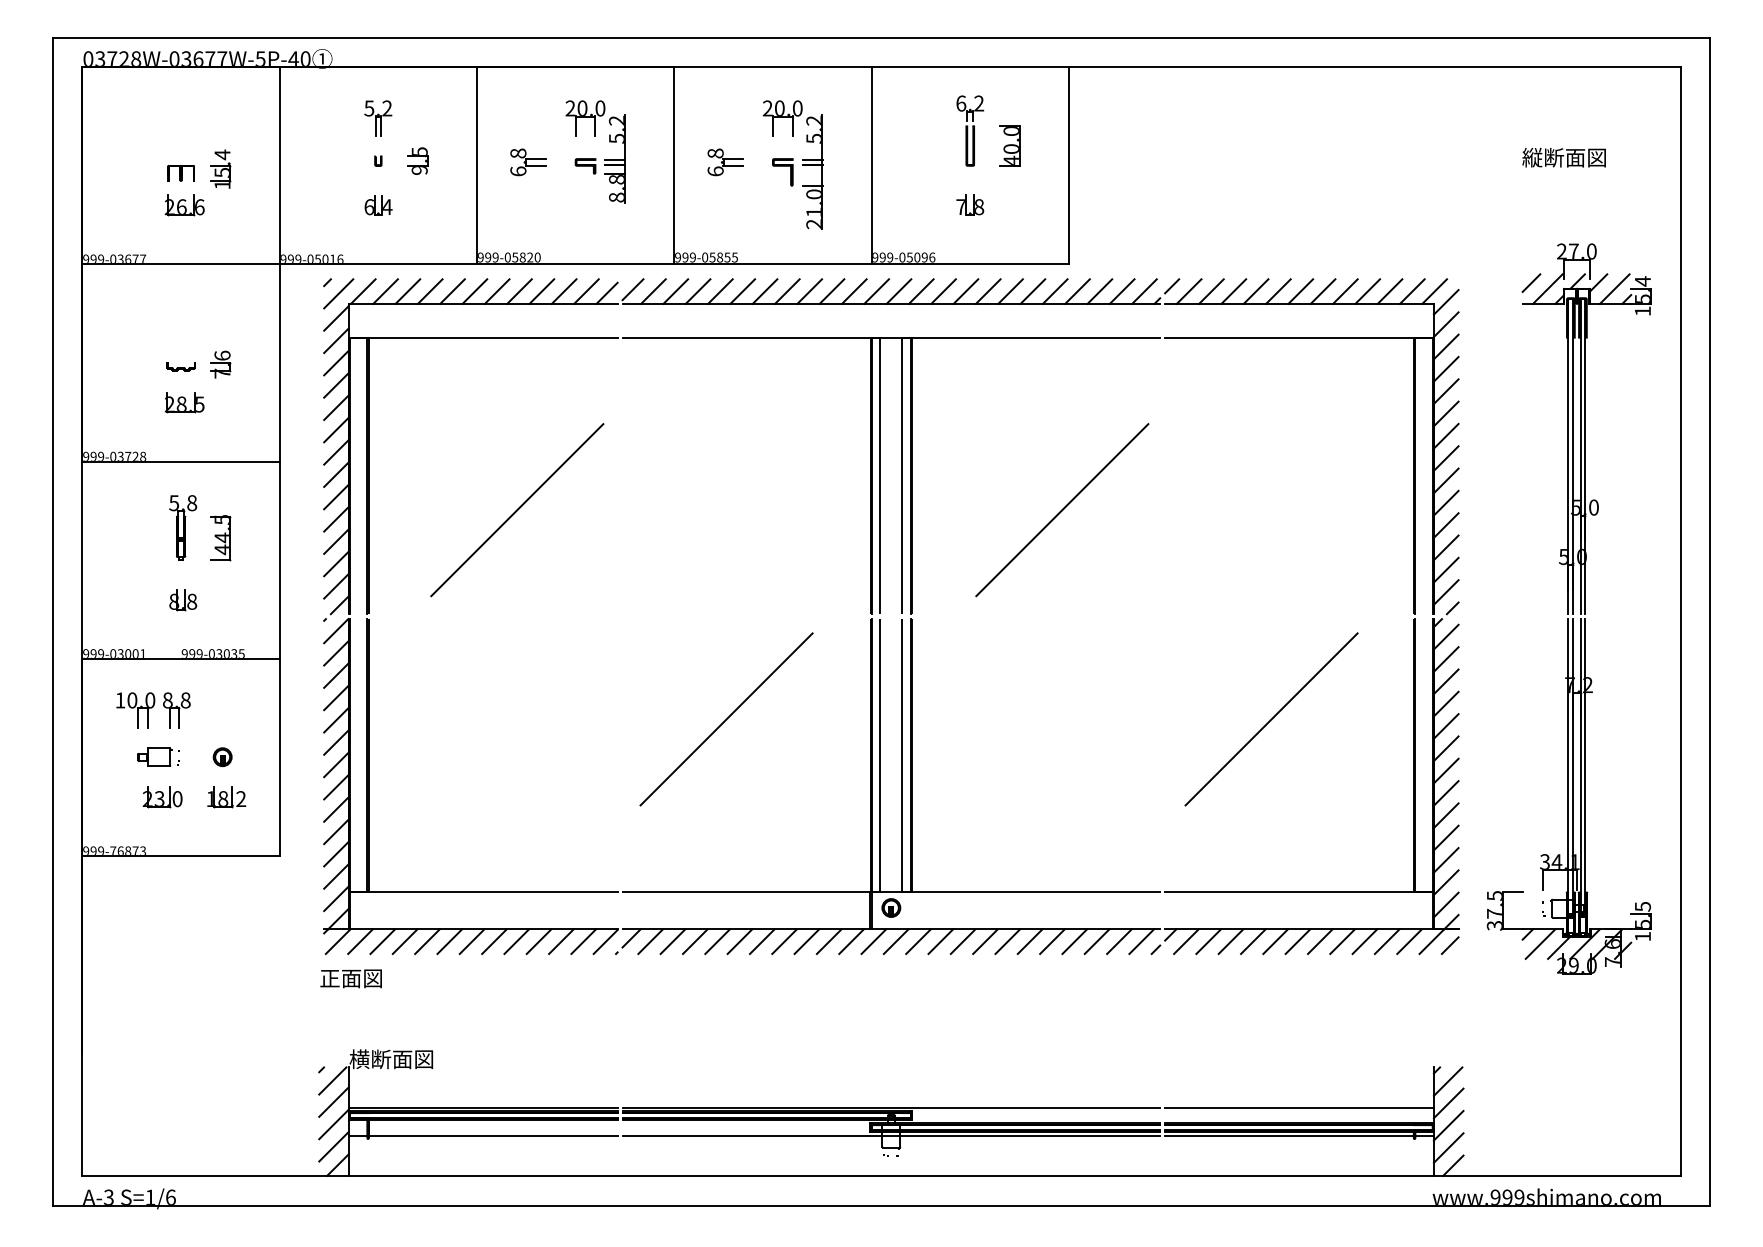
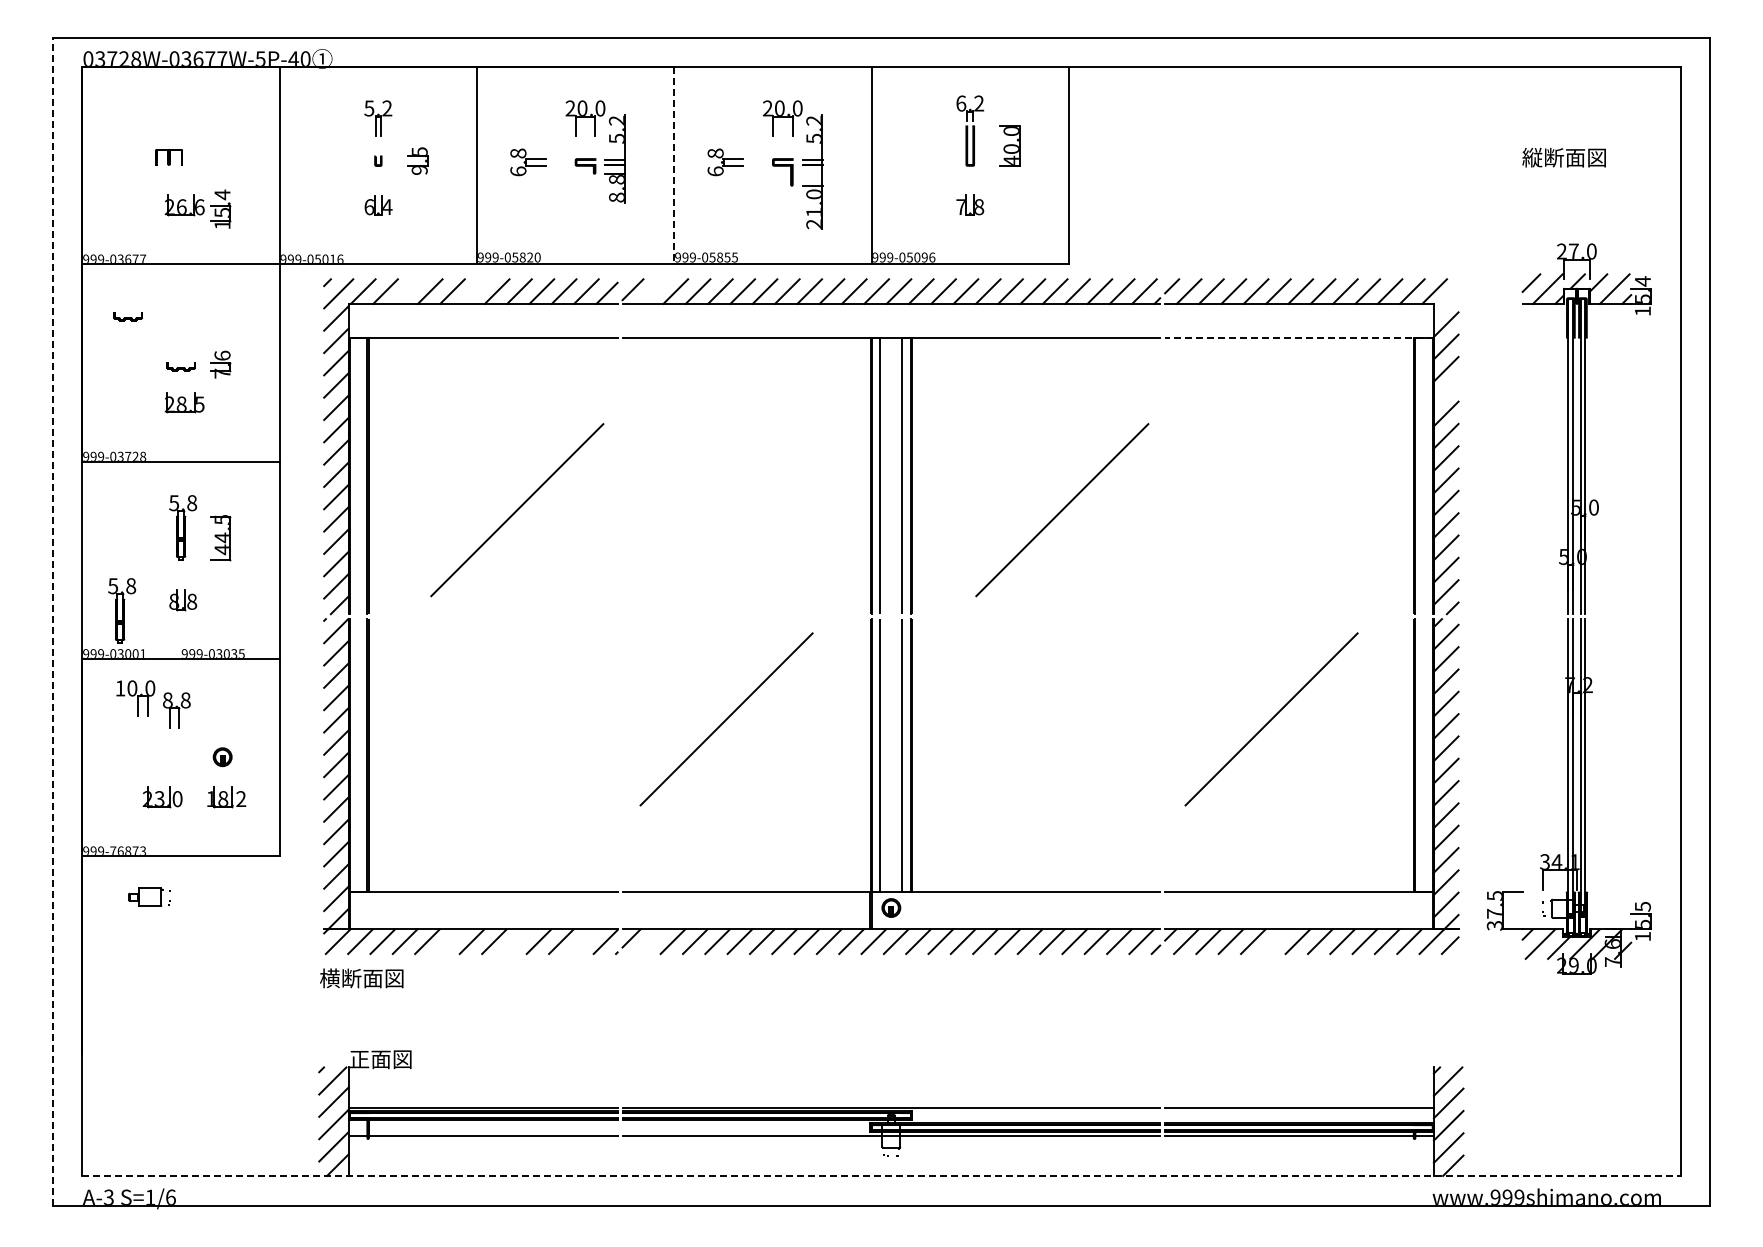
line: solid -> dashed (674, 165)
part position: (220, 168) -> (220, 208) (220, 208)
part position: (180, 173) -> (168, 157) (168, 157)
line: present -> none (407, 291)
line: present -> none (474, 291)
line: present -> none (653, 291)
line: present -> none (1445, 302)
part: none -> present (127, 316)
line: solid -> dashed (1299, 337)
line: present -> none (1445, 391)
part: none -> present (122, 610)
line: solid -> dashed (52, 621)
part position: (135, 710) -> (135, 698) (135, 698)
part position: (158, 756) -> (149, 896) (149, 896)
line: present -> none (449, 941)
line: present -> none (516, 941)
line: present -> none (583, 941)
line: present -> none (650, 941)
line: present -> none (1275, 941)
text: 正面図 -> 横断面図 (361, 978)
text: 横断面図 -> 正面図 (391, 1059)
line: solid -> dashed (881, 1175)
